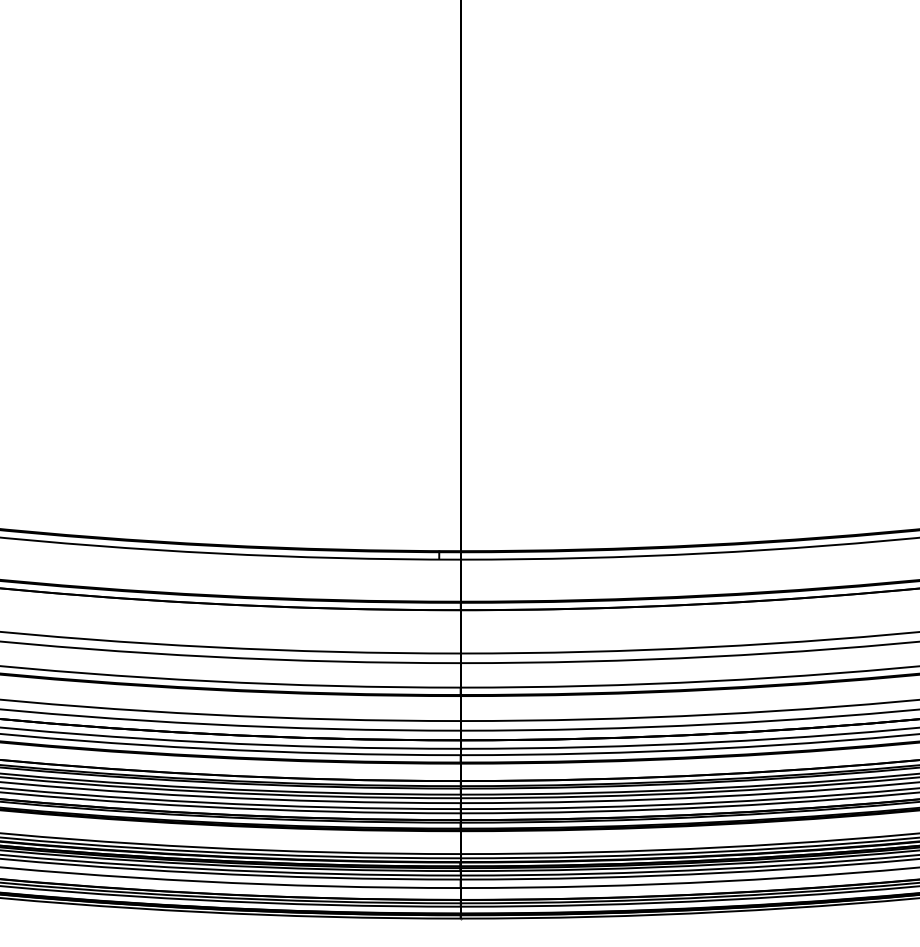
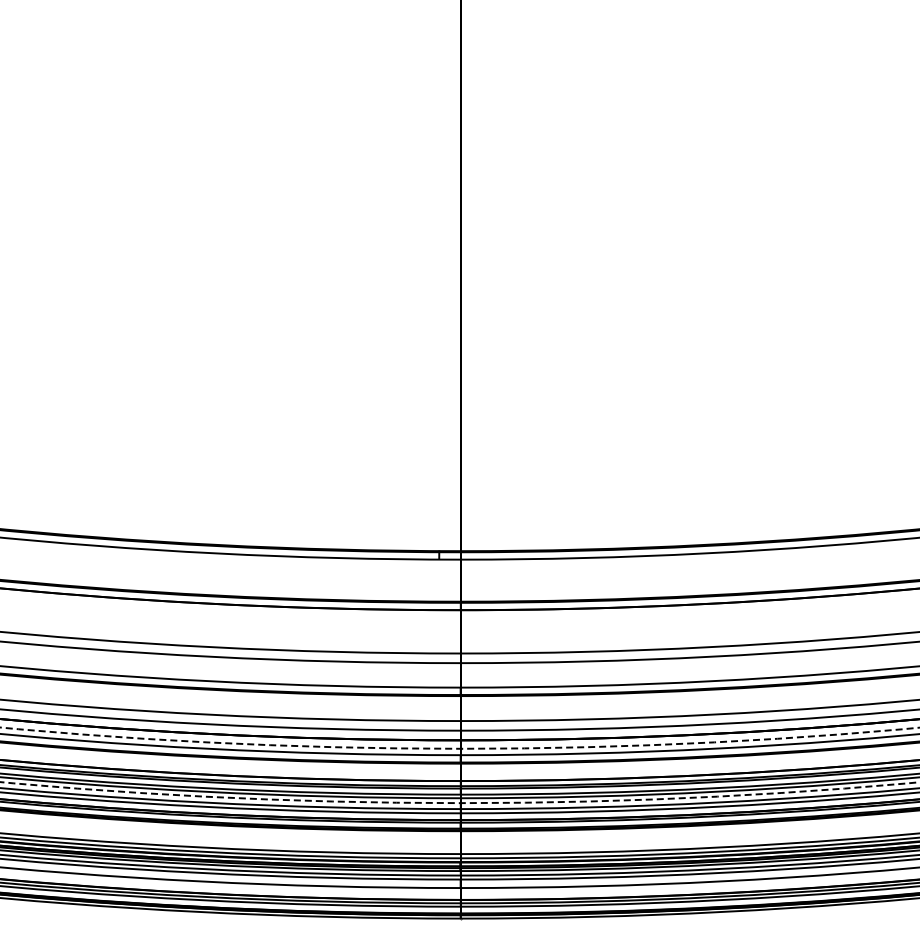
arc: solid -> dashed (460, 748)
arc: solid -> dashed (460, 803)
